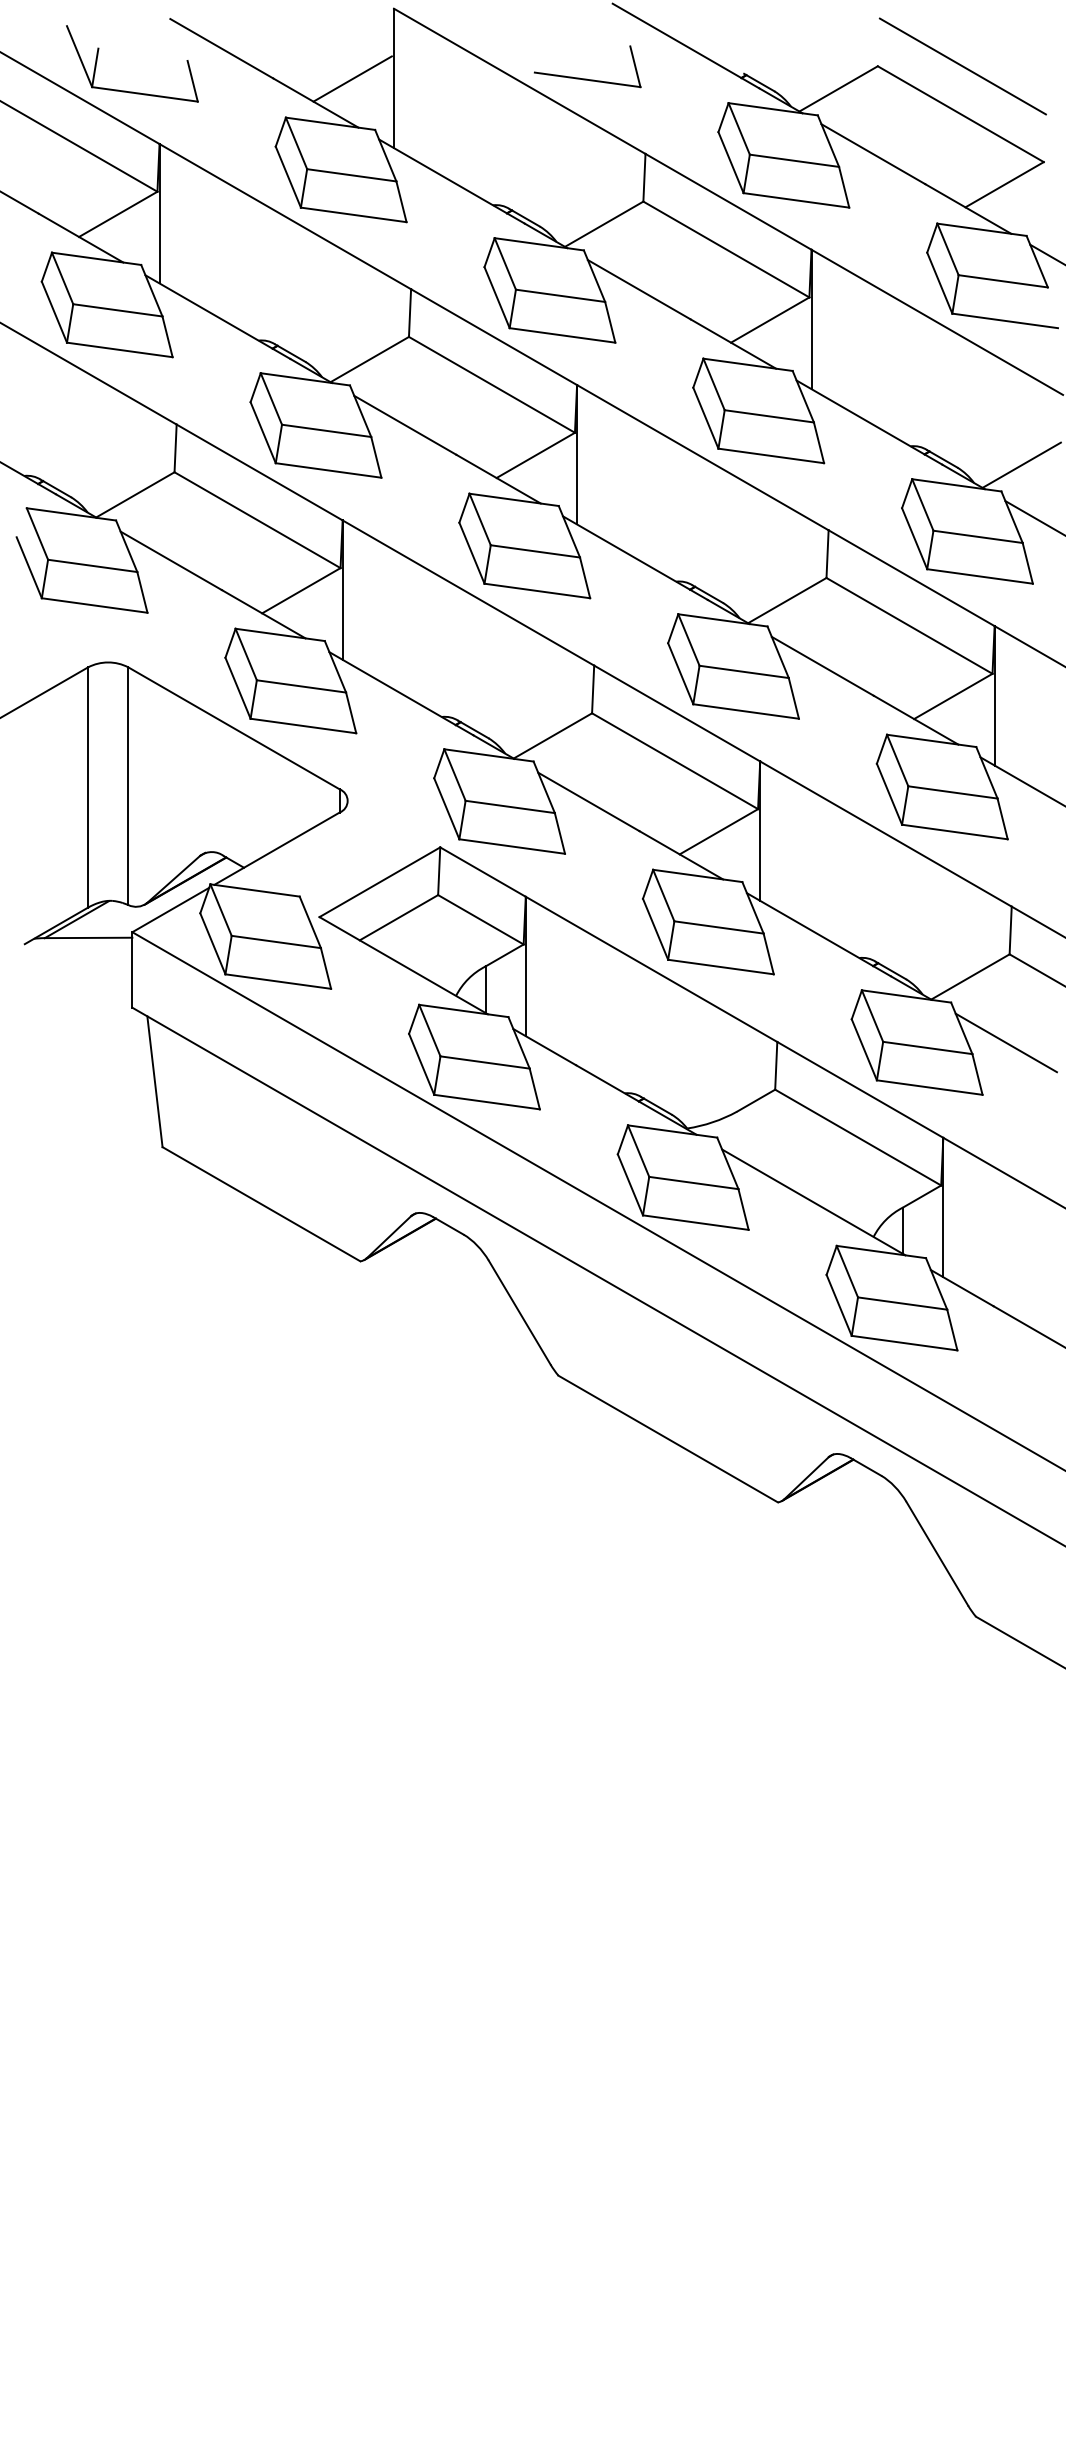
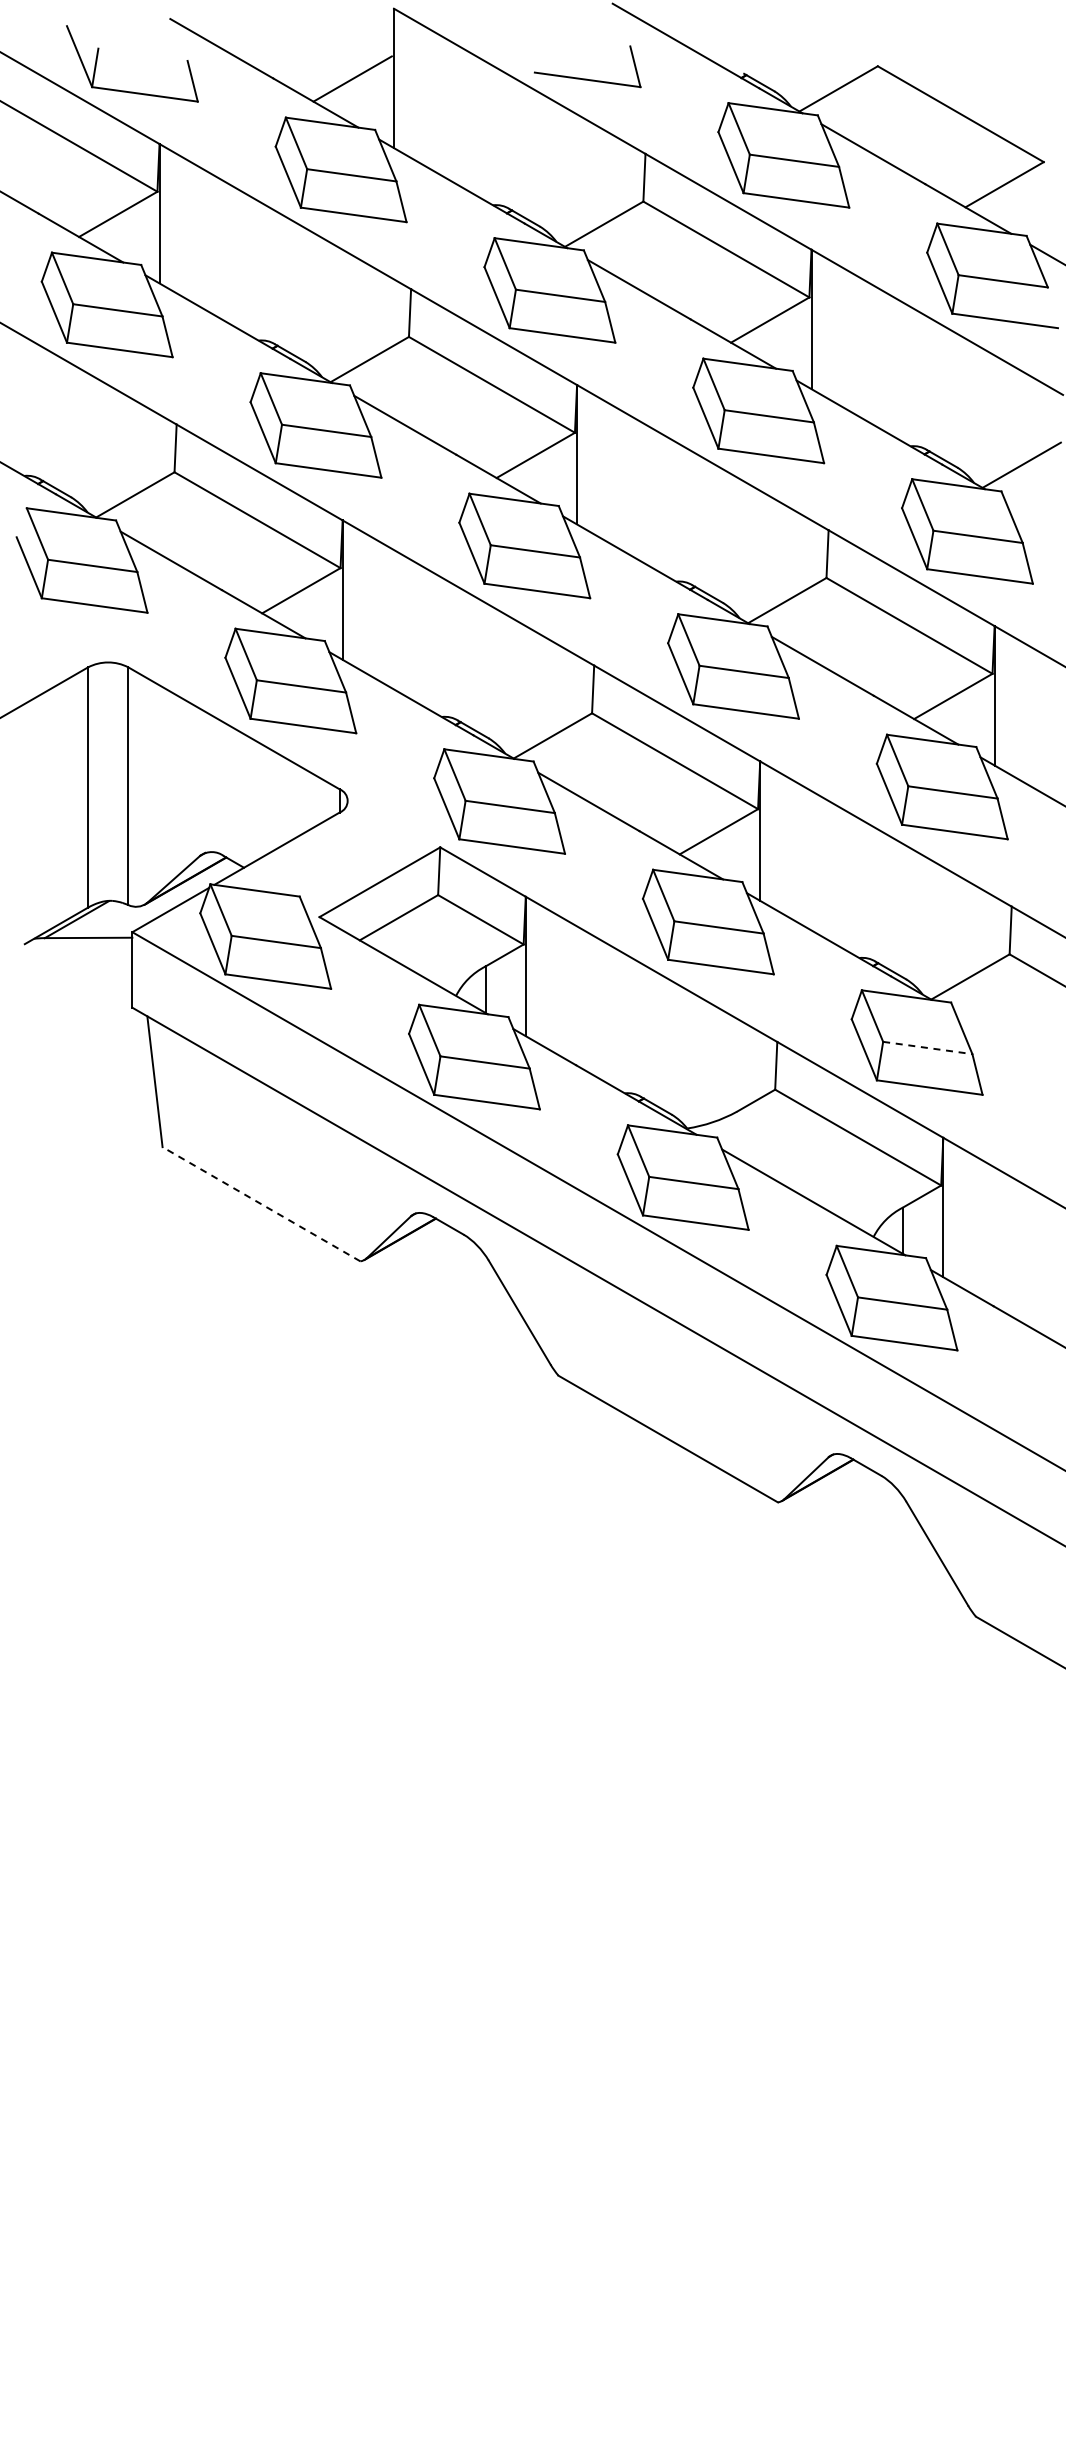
line: present -> none (962, 66)
line: present -> none (1033, 517)
line: present -> none (1006, 1042)
line: solid -> dashed (928, 1048)
line: solid -> dashed (261, 1204)
